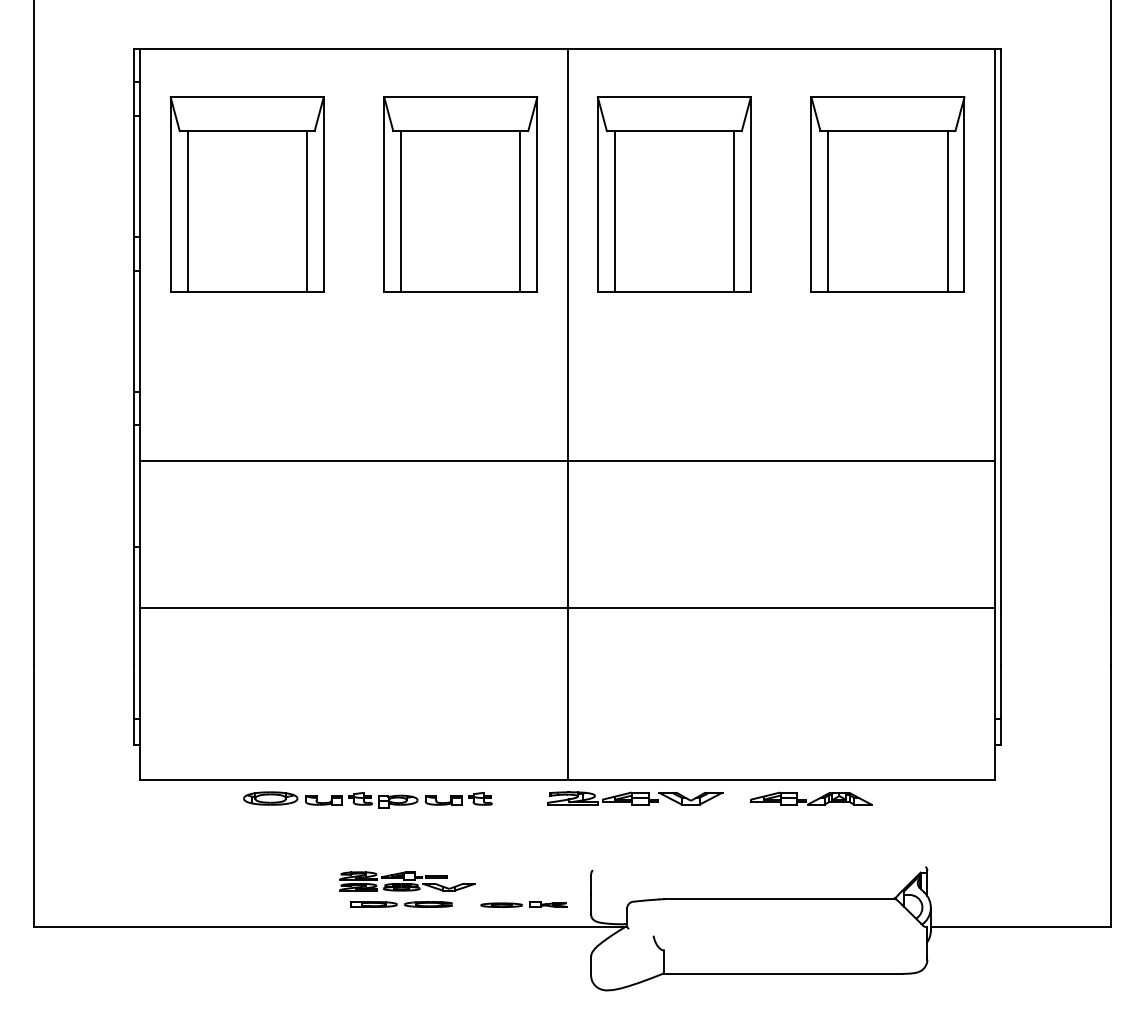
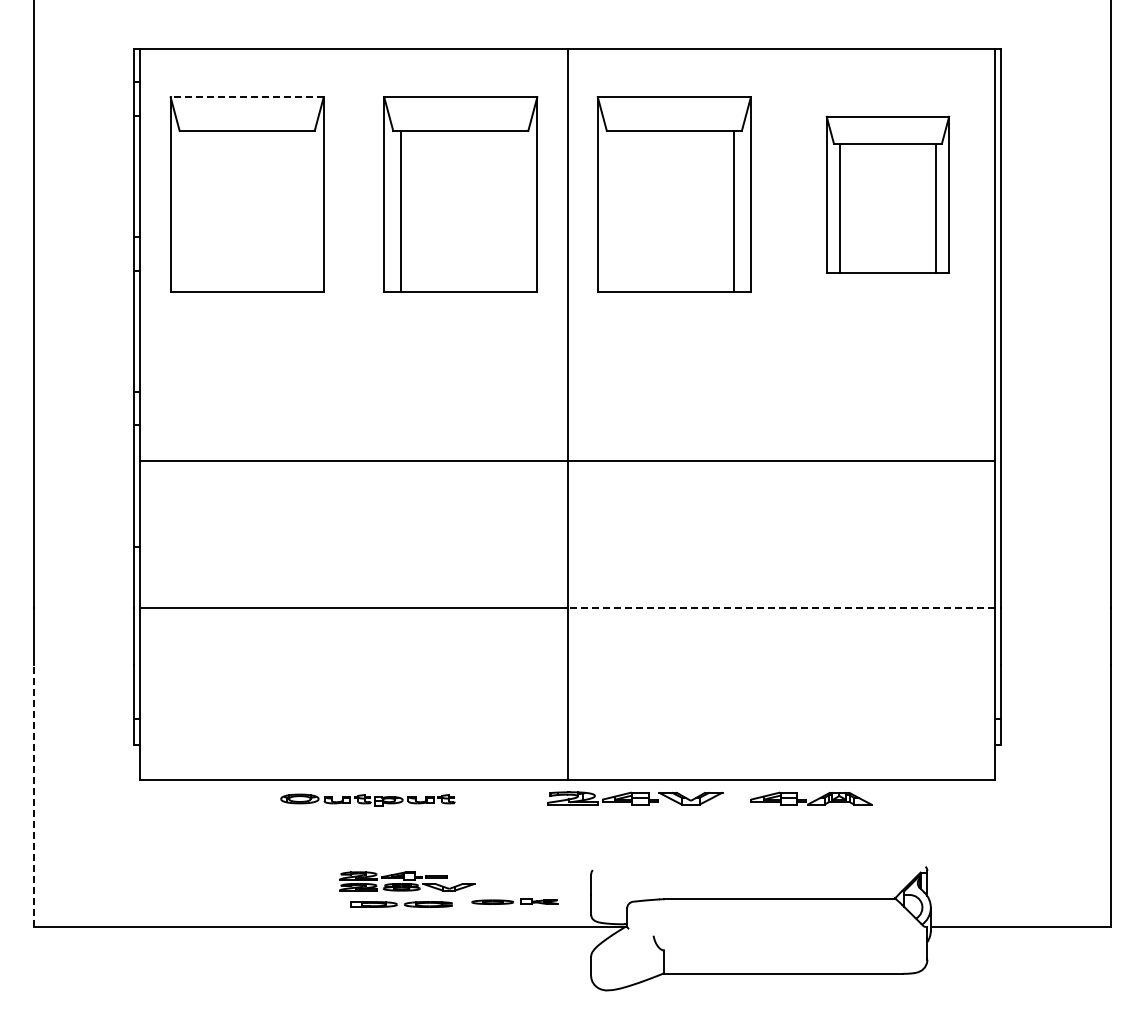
line: solid -> dashed (247, 97)
part size: 156x197 px -> 126x159 px (887, 194)
line: present -> none (187, 211)
line: present -> none (306, 211)
line: present -> none (520, 211)
line: present -> none (614, 211)
line: solid -> dashed (781, 607)
line: solid -> dashed (34, 795)
part size: 250x18 px -> 176x14 px (367, 799)
part position: (523, 904) -> (514, 901) (514, 901)
